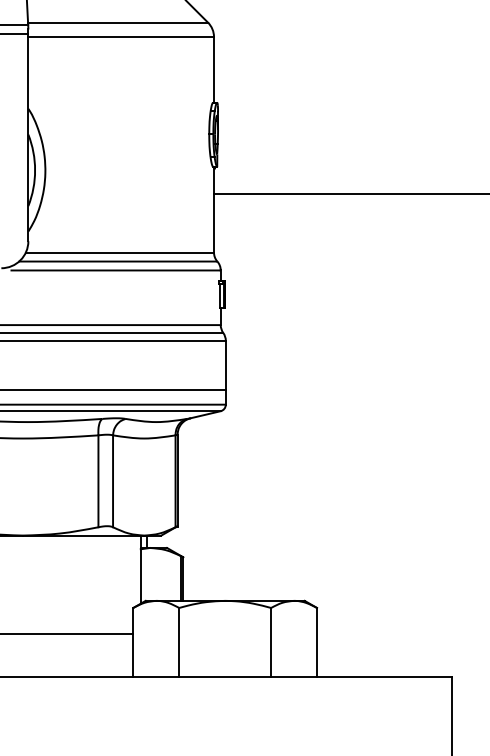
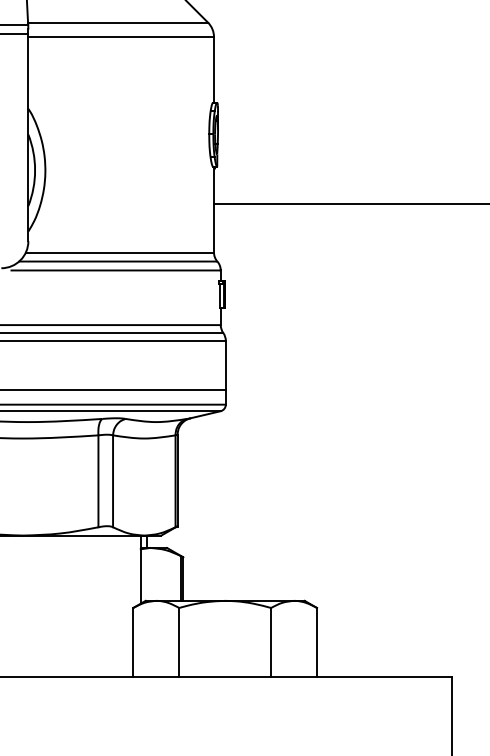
line position: (350, 193) -> (350, 203) (350, 203)
line: present -> none (67, 634)
